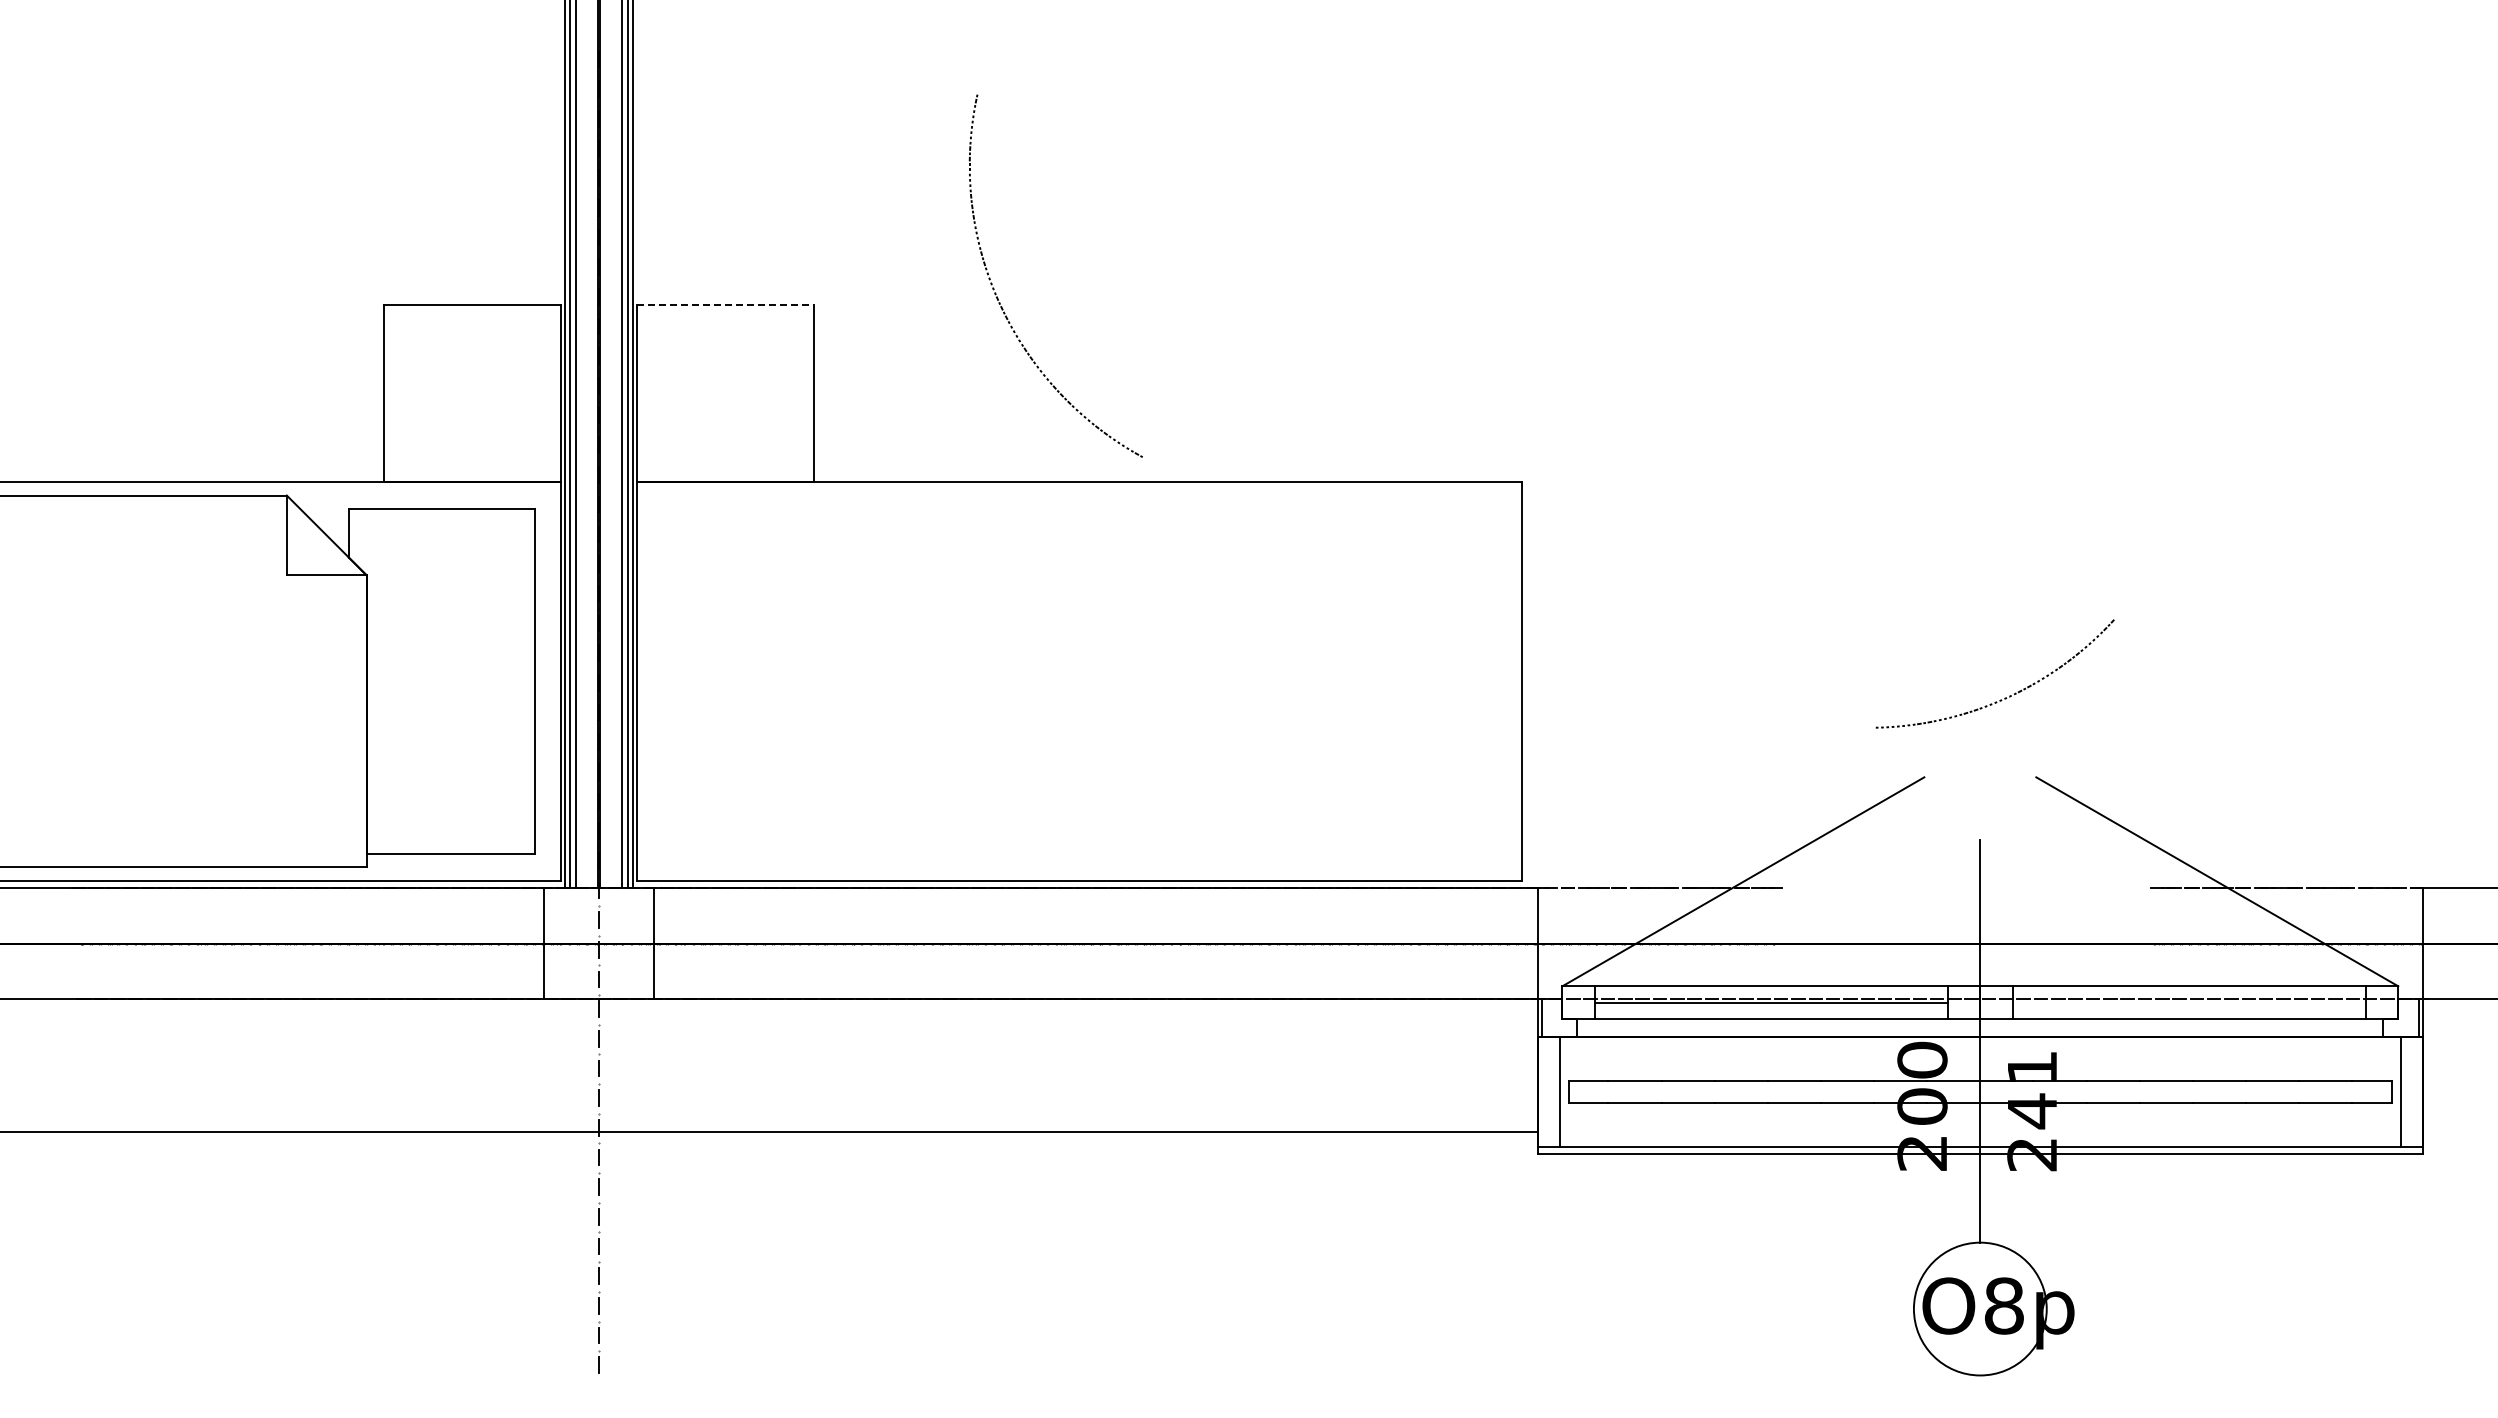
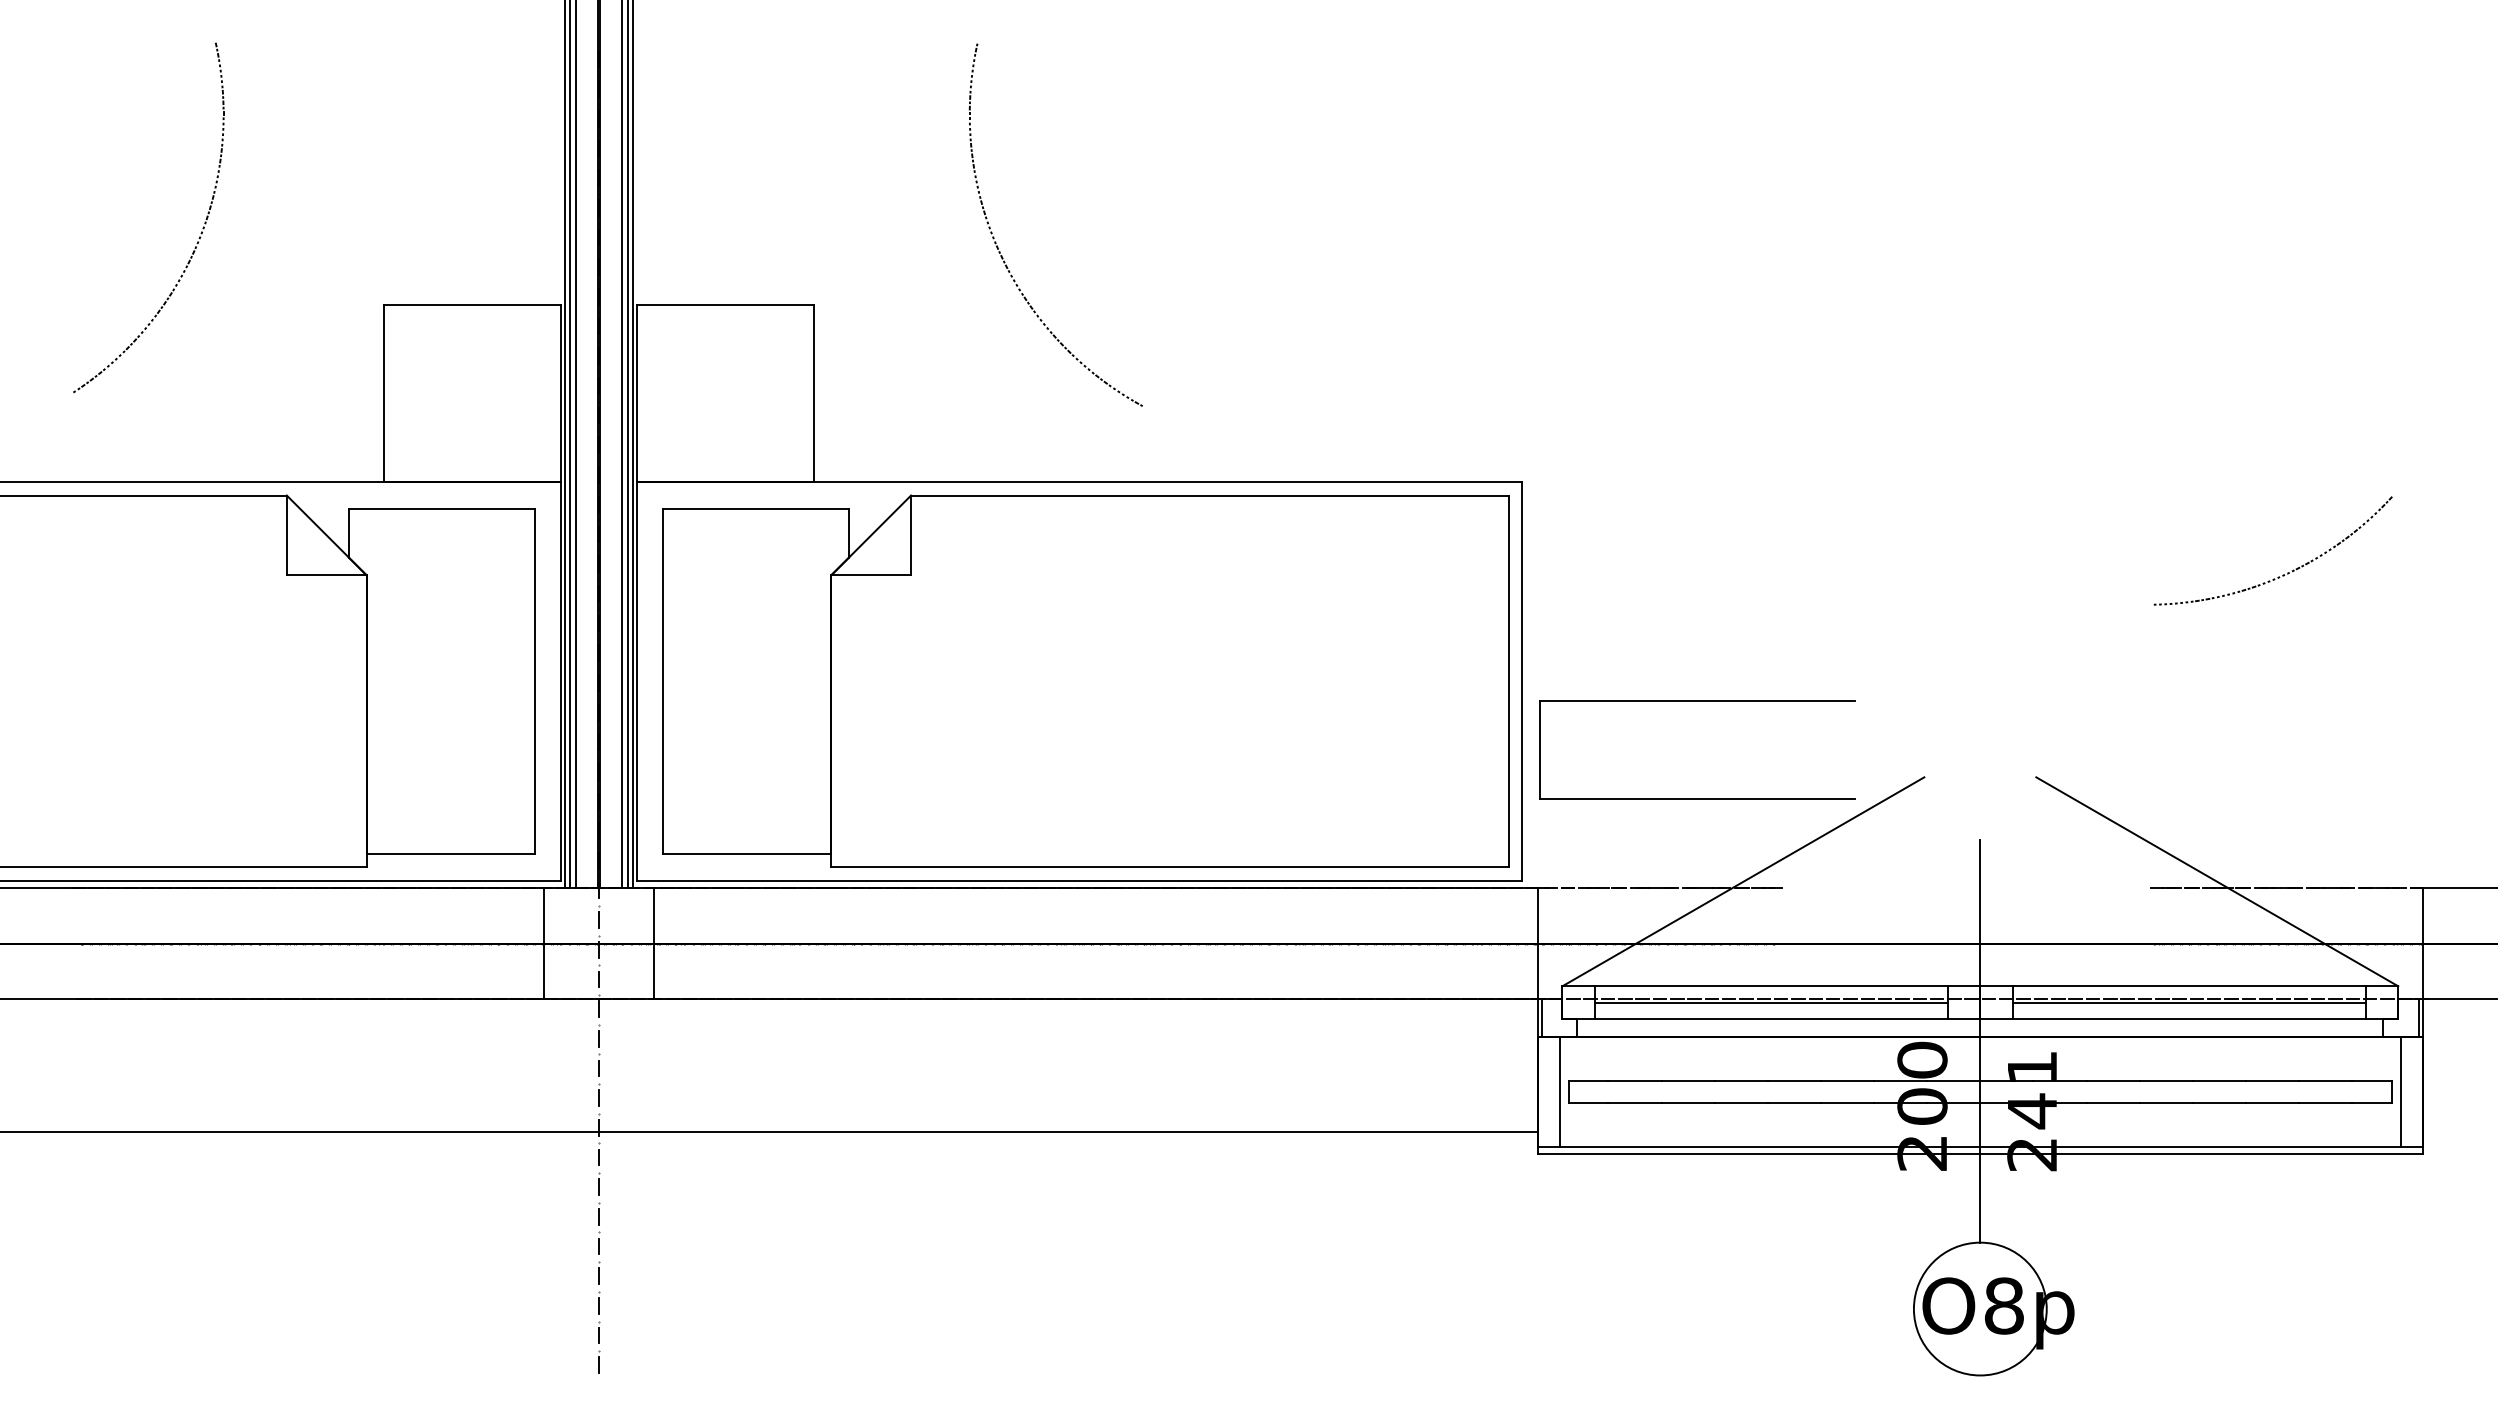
part: none -> present (198, 238)
part position: (1000, 302) -> (1000, 251) (1000, 251)
line: dashed -> solid (725, 305)
part: none -> present (1085, 680)
part position: (2005, 697) -> (2283, 574) (2283, 574)
part: none -> present (1697, 701)
line: none -> present (2189, 1002)
